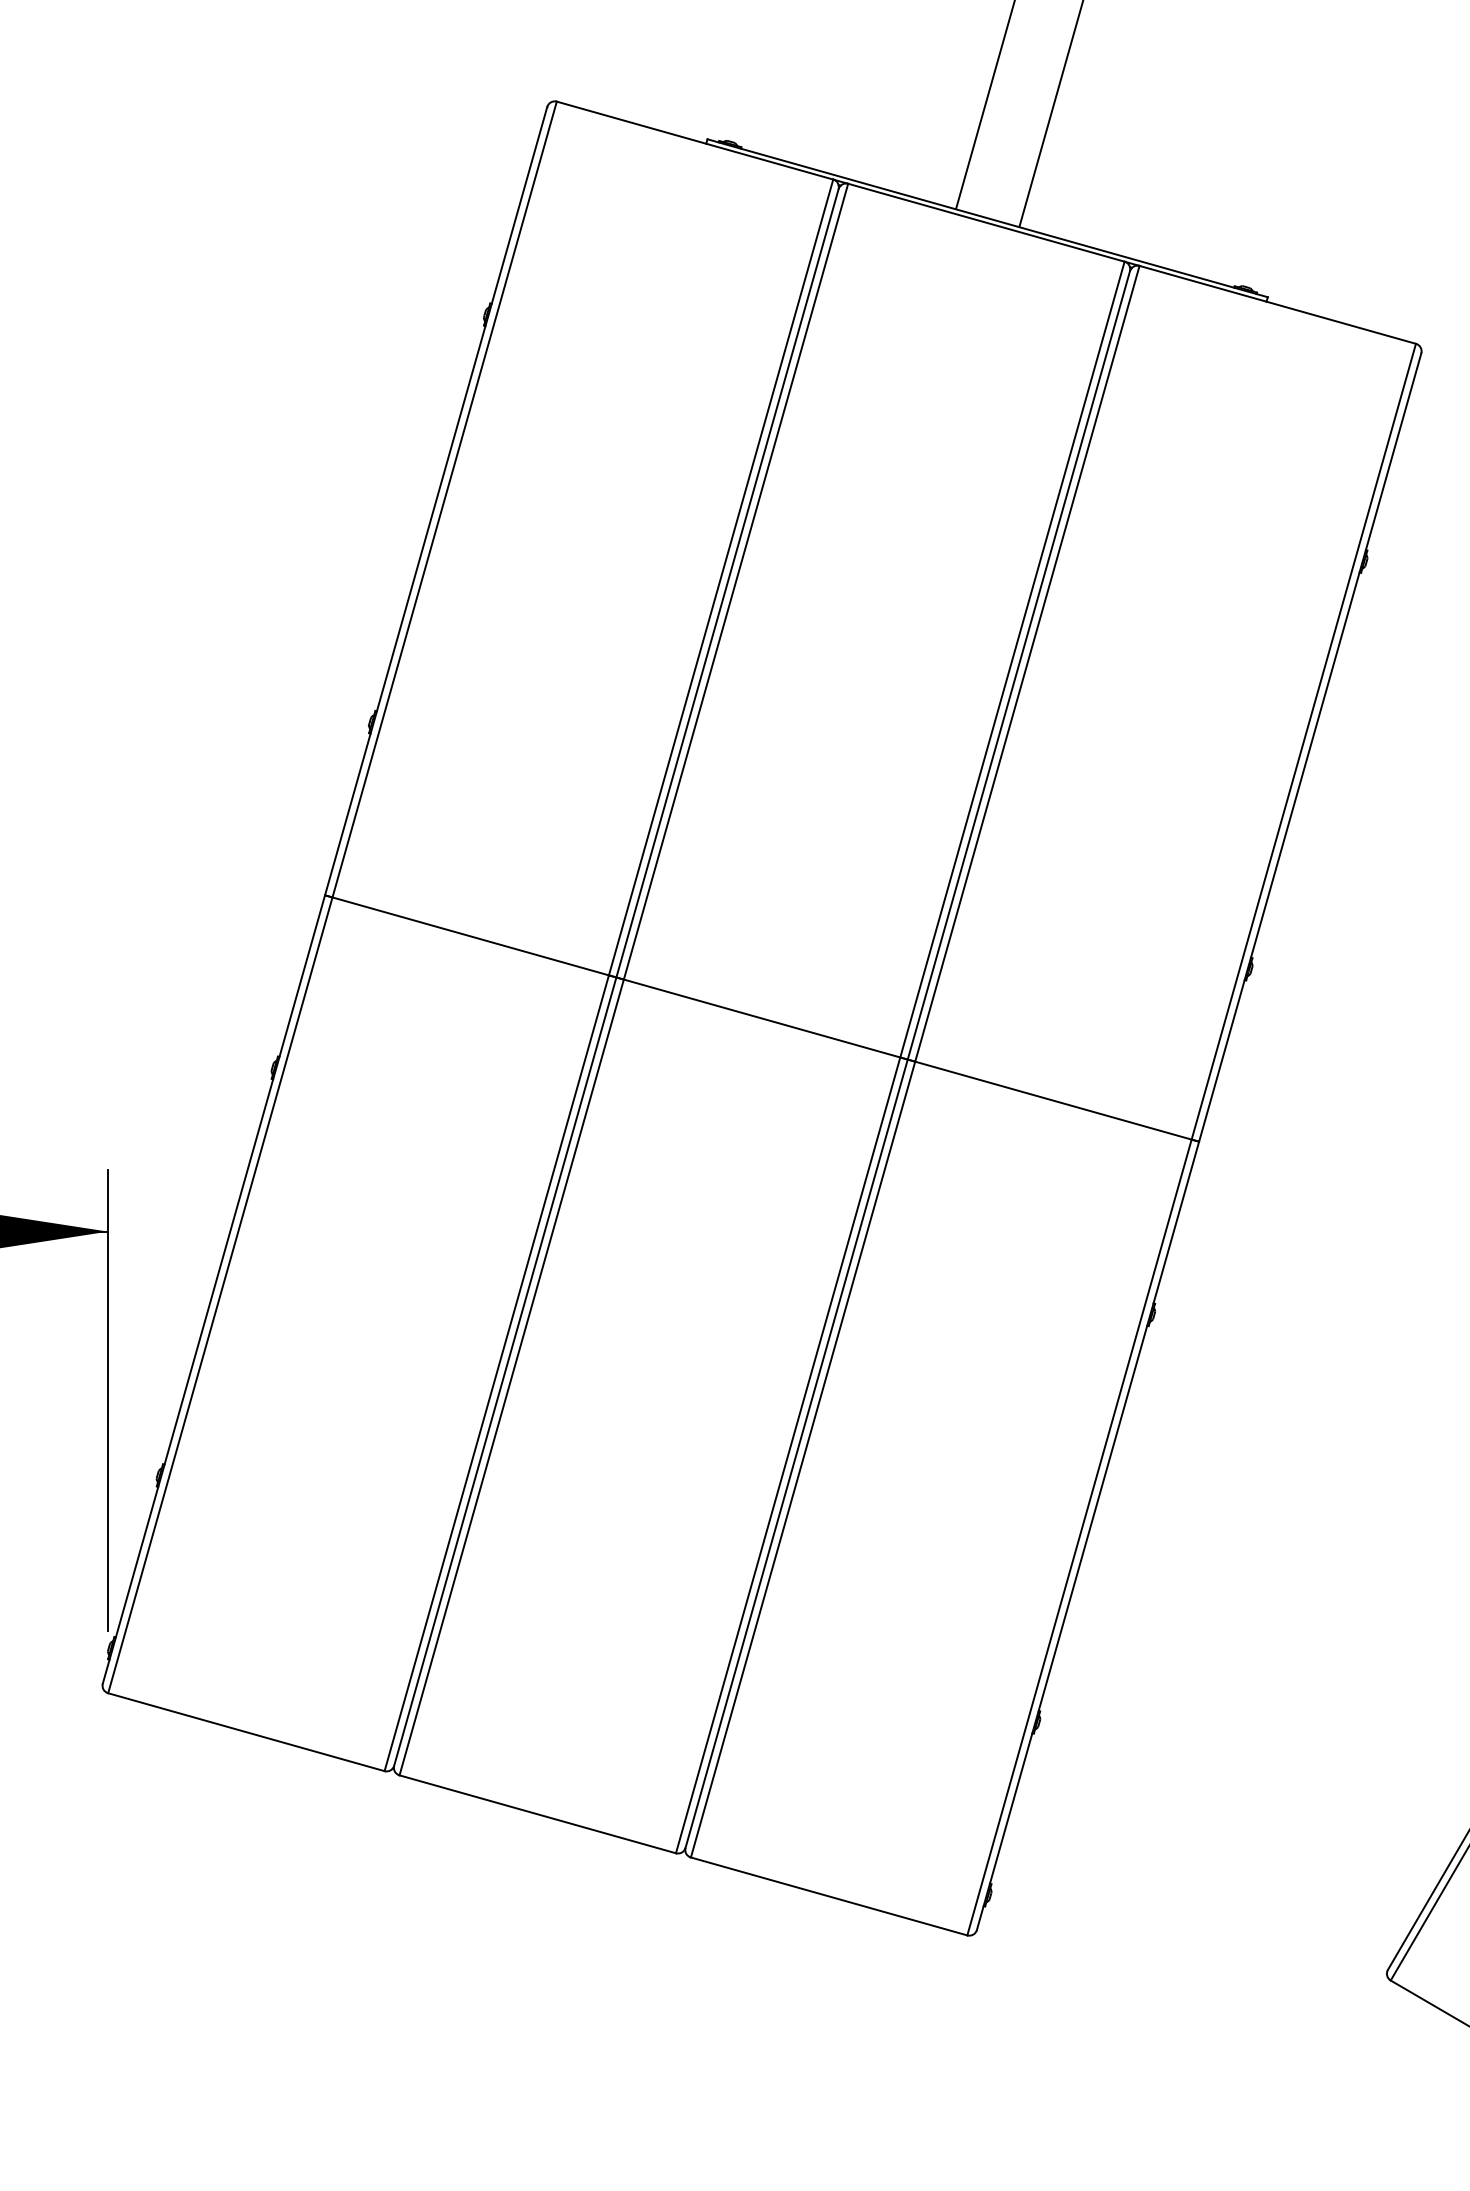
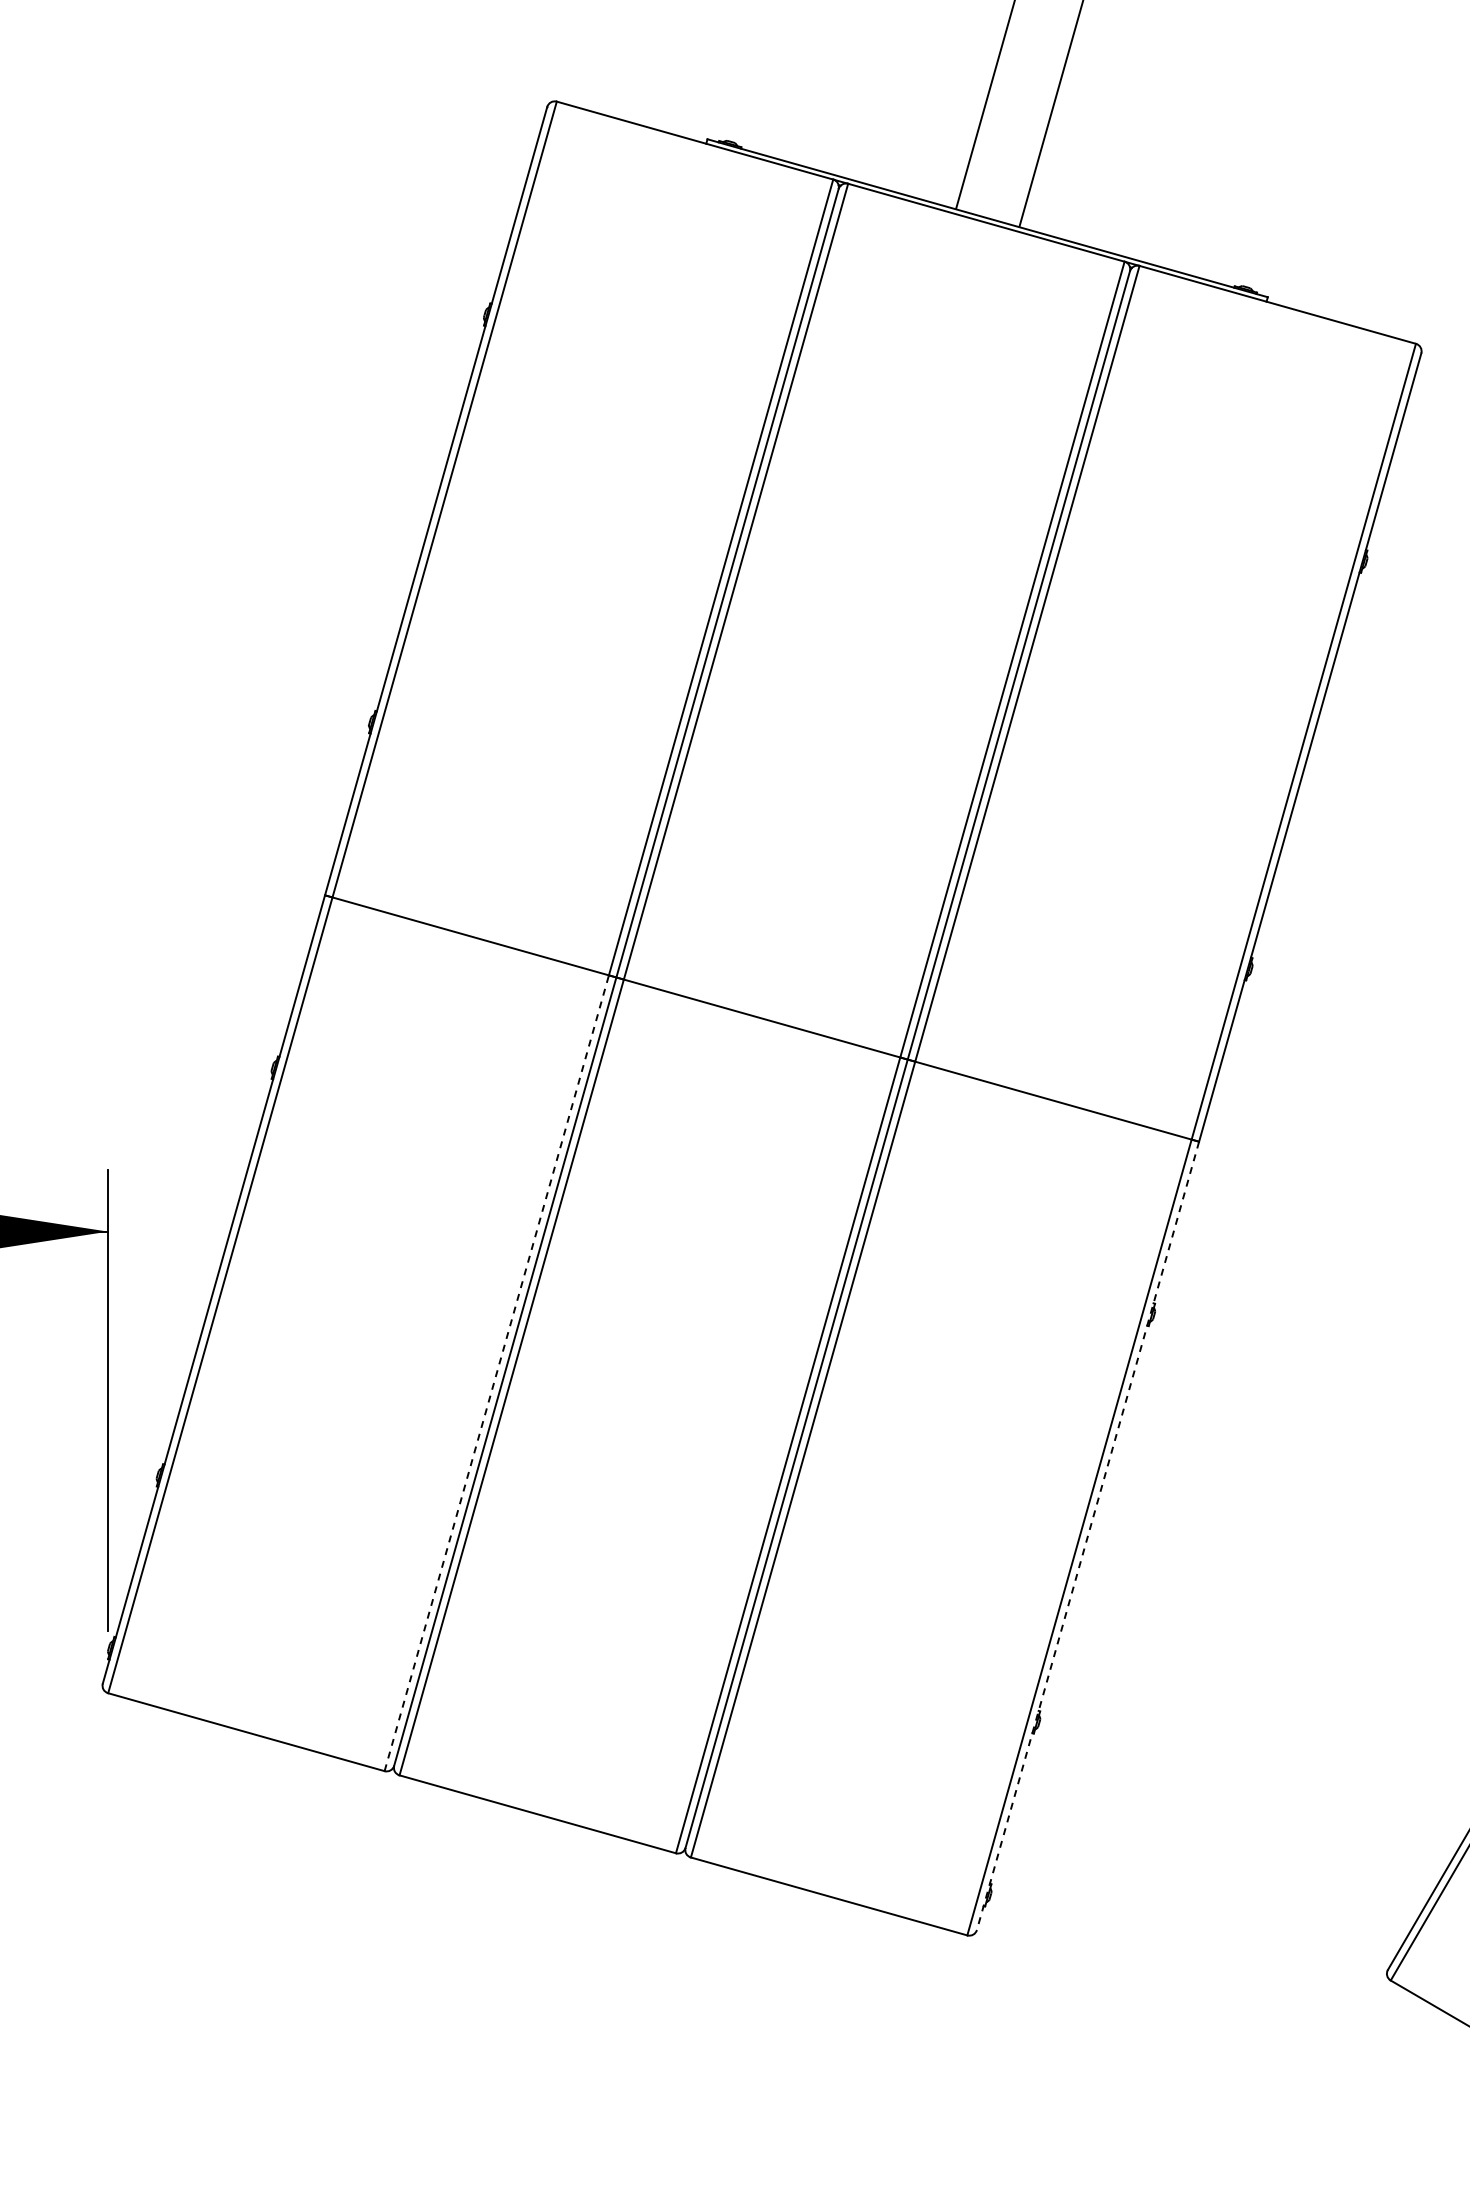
line: solid -> dashed (496, 1372)
line: solid -> dashed (1088, 1535)
